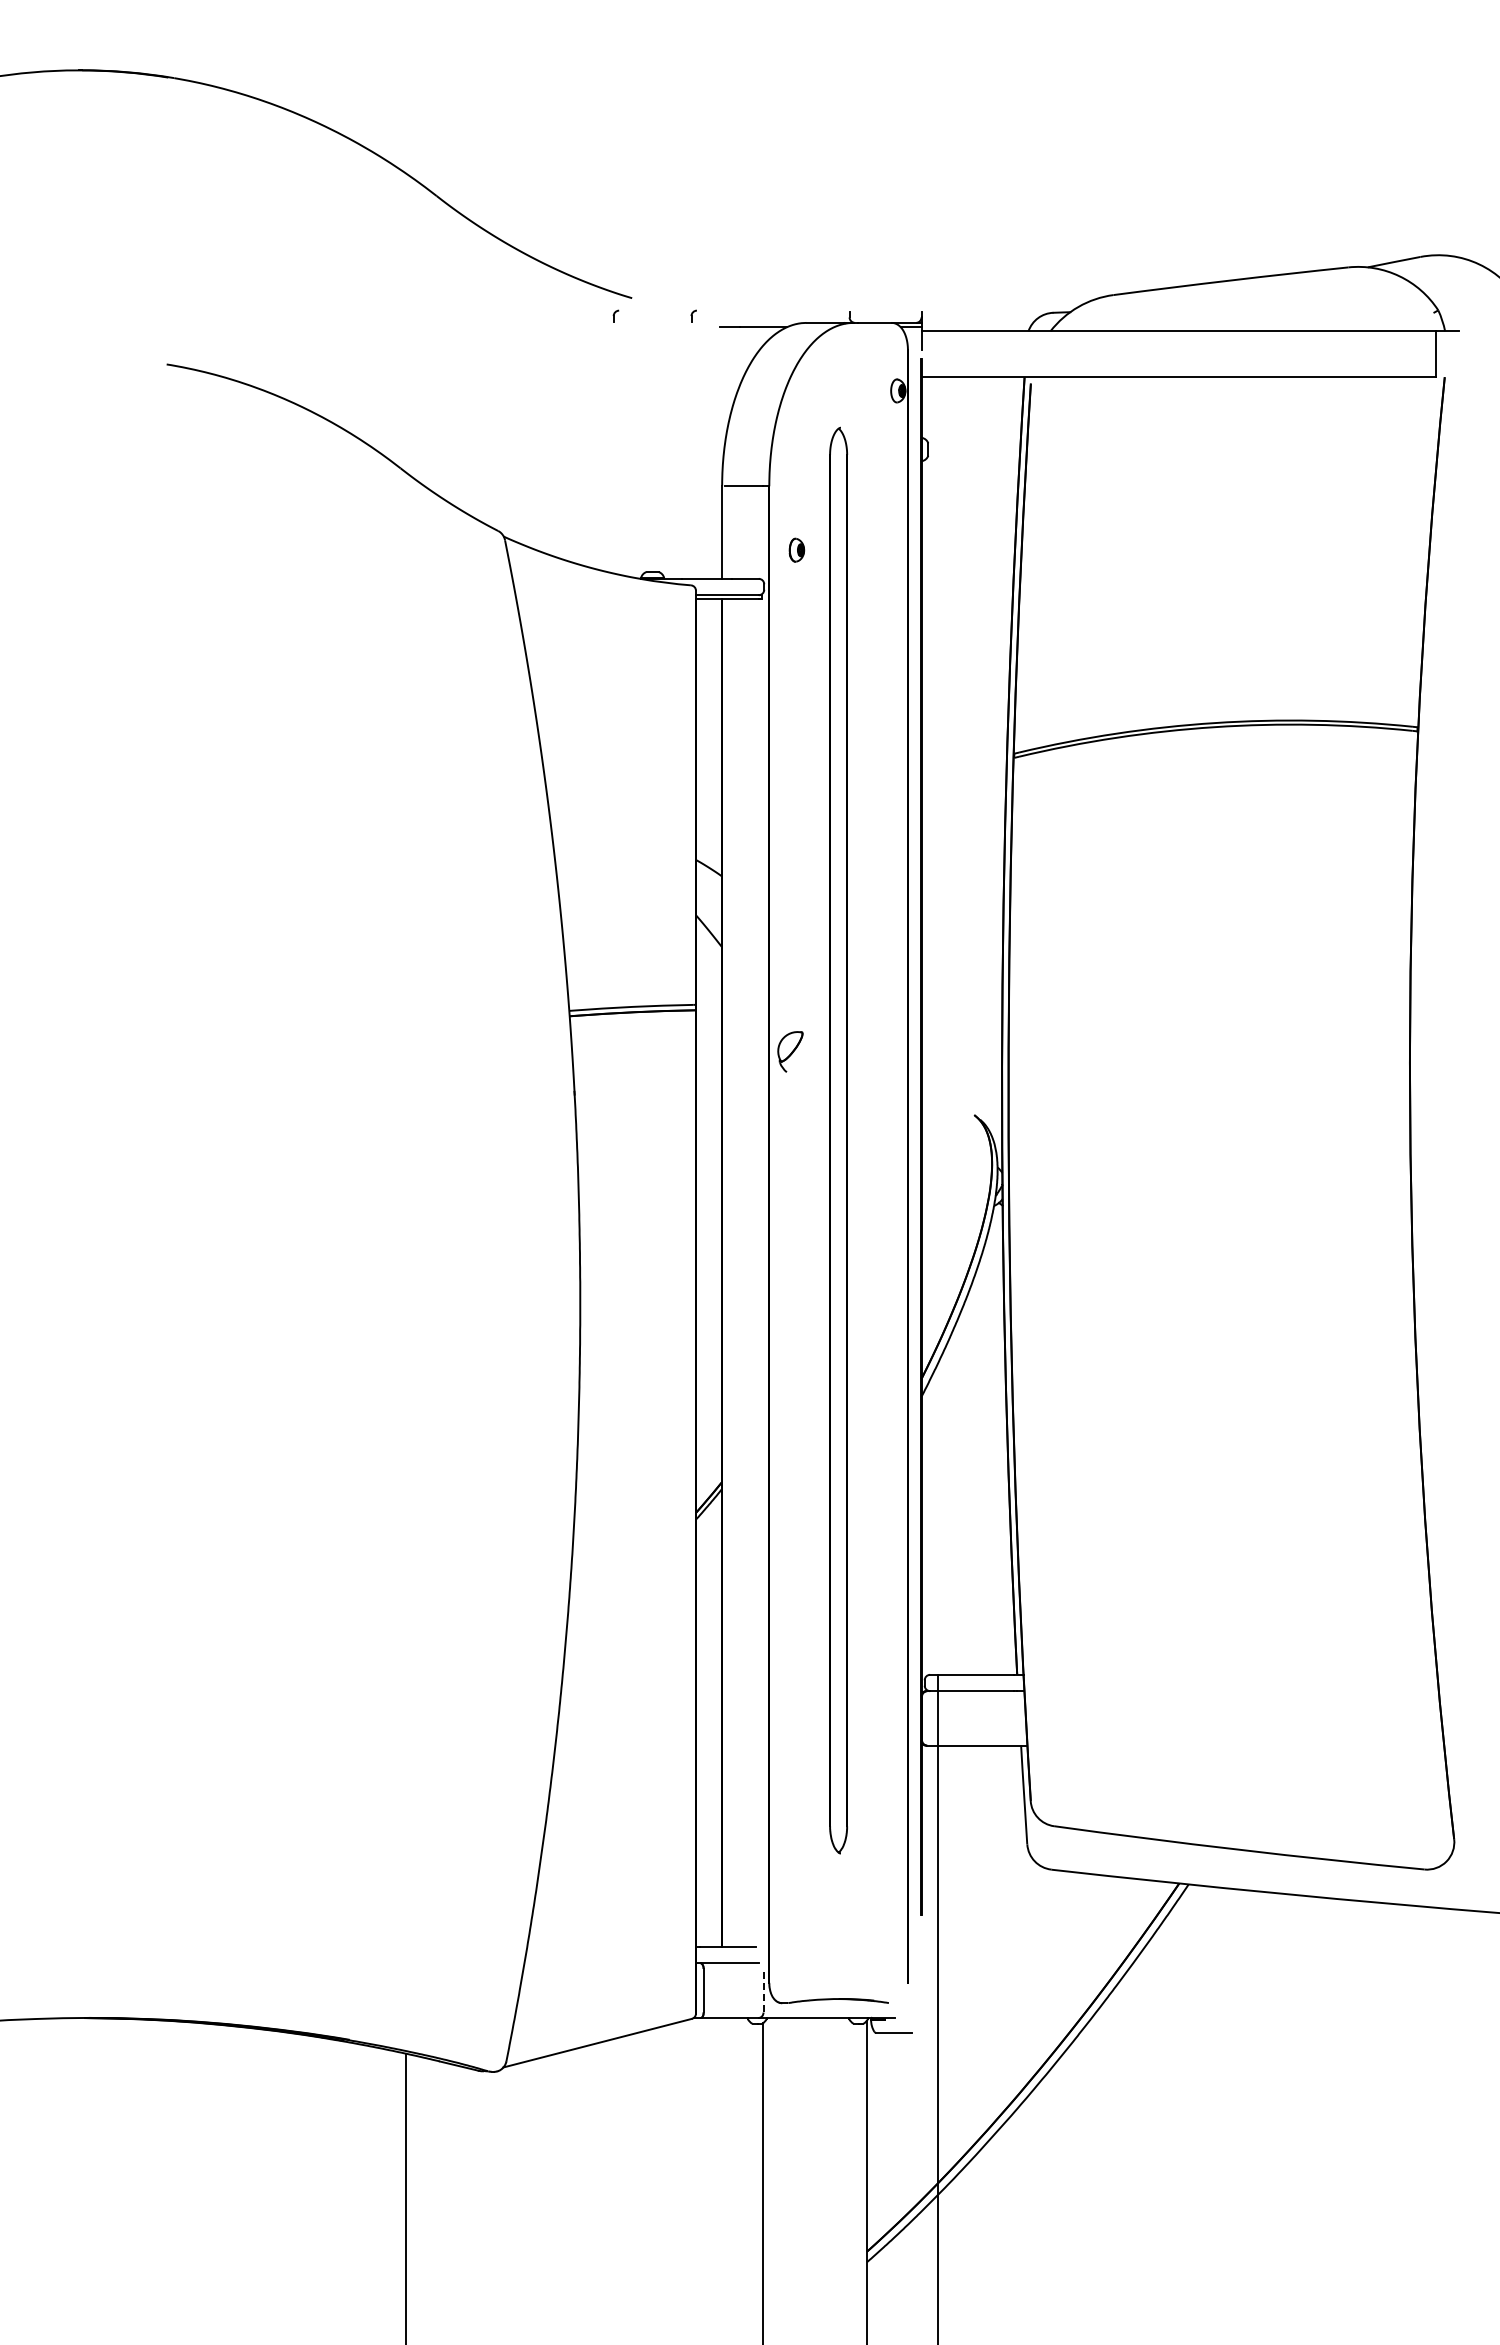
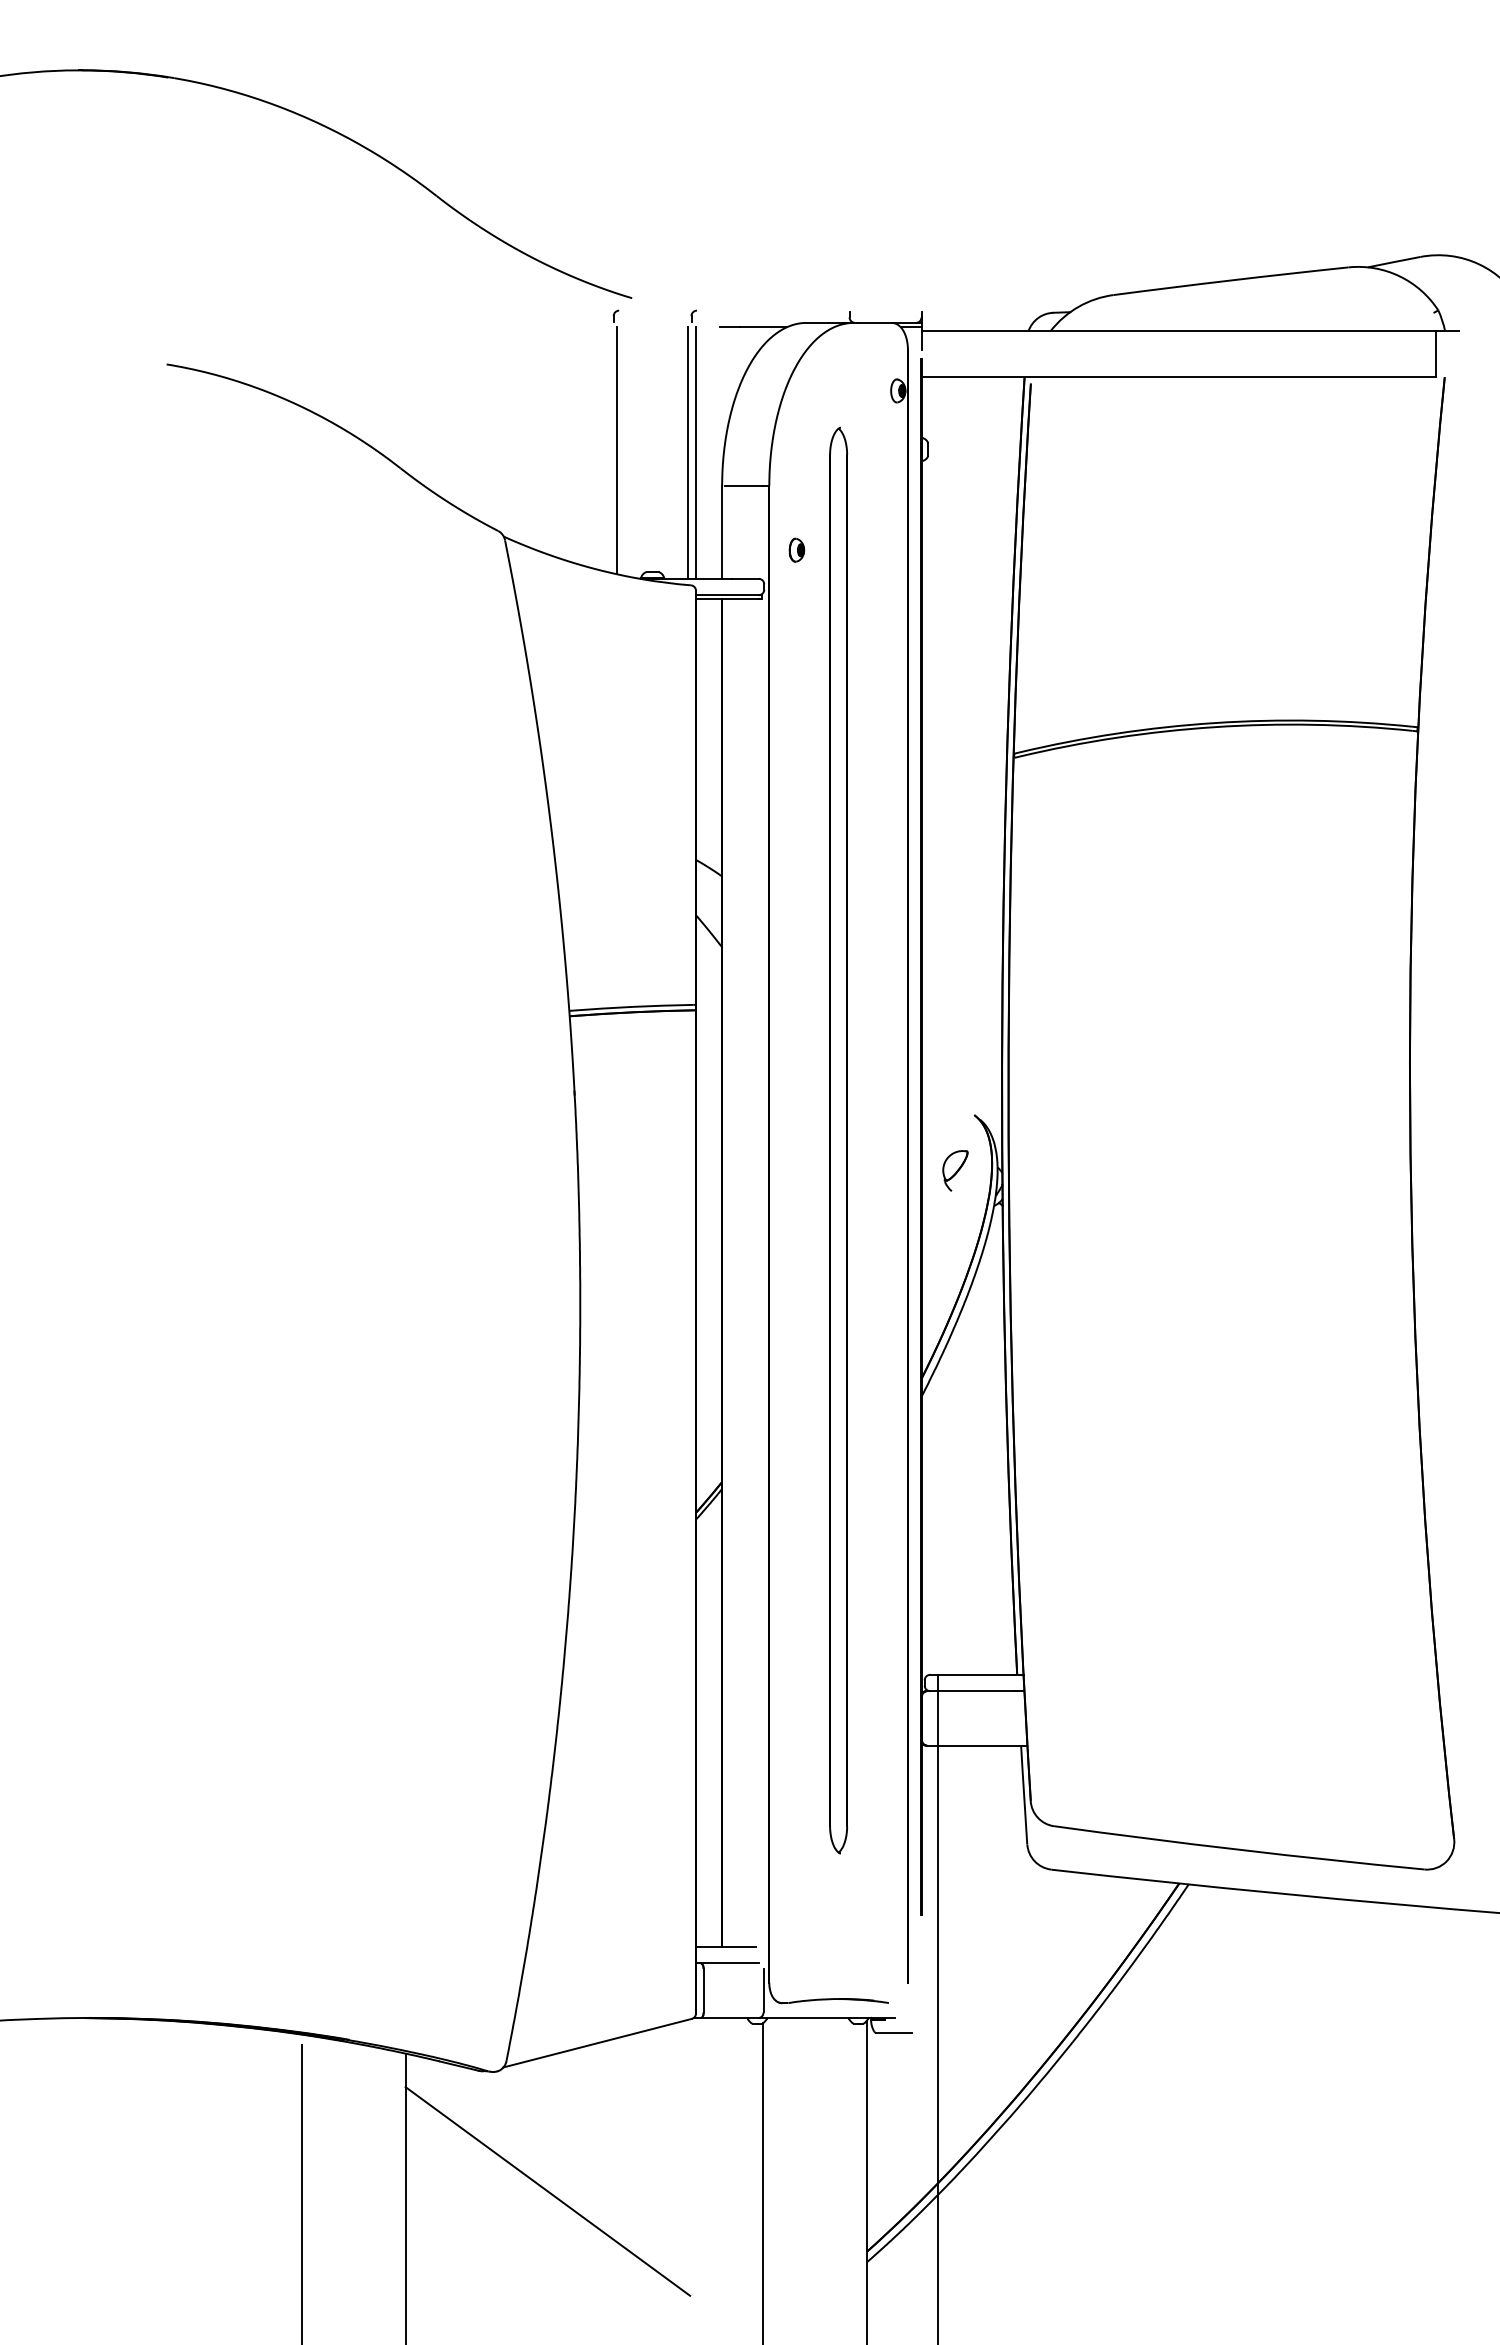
line: none -> present (617, 450)
line: none -> present (687, 452)
line: none -> present (696, 452)
part position: (790, 1051) -> (955, 1170) (955, 1170)
line: dashed -> solid (763, 1990)
line: none -> present (547, 2191)
line: none -> present (301, 2193)
